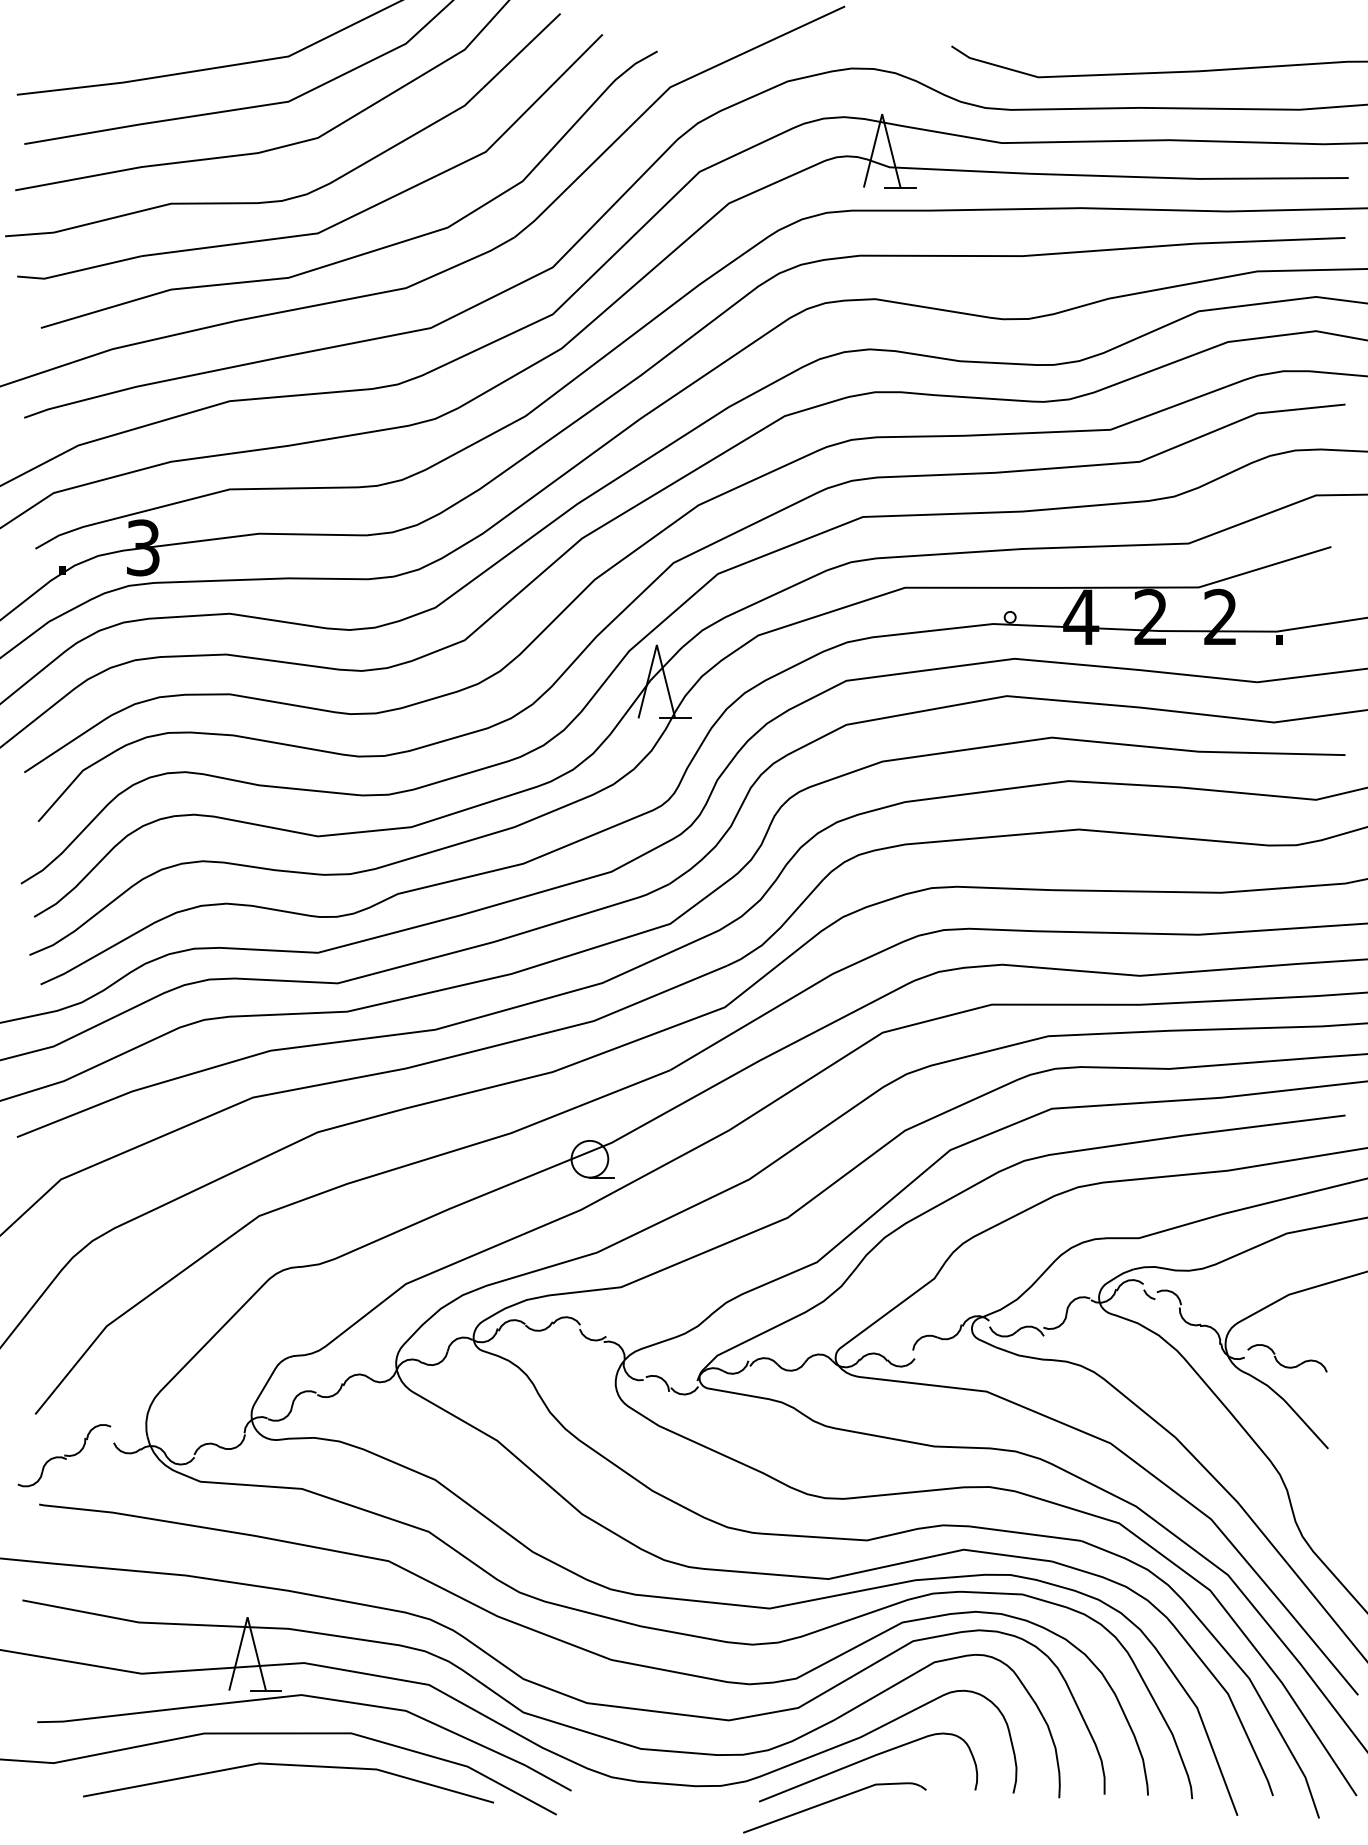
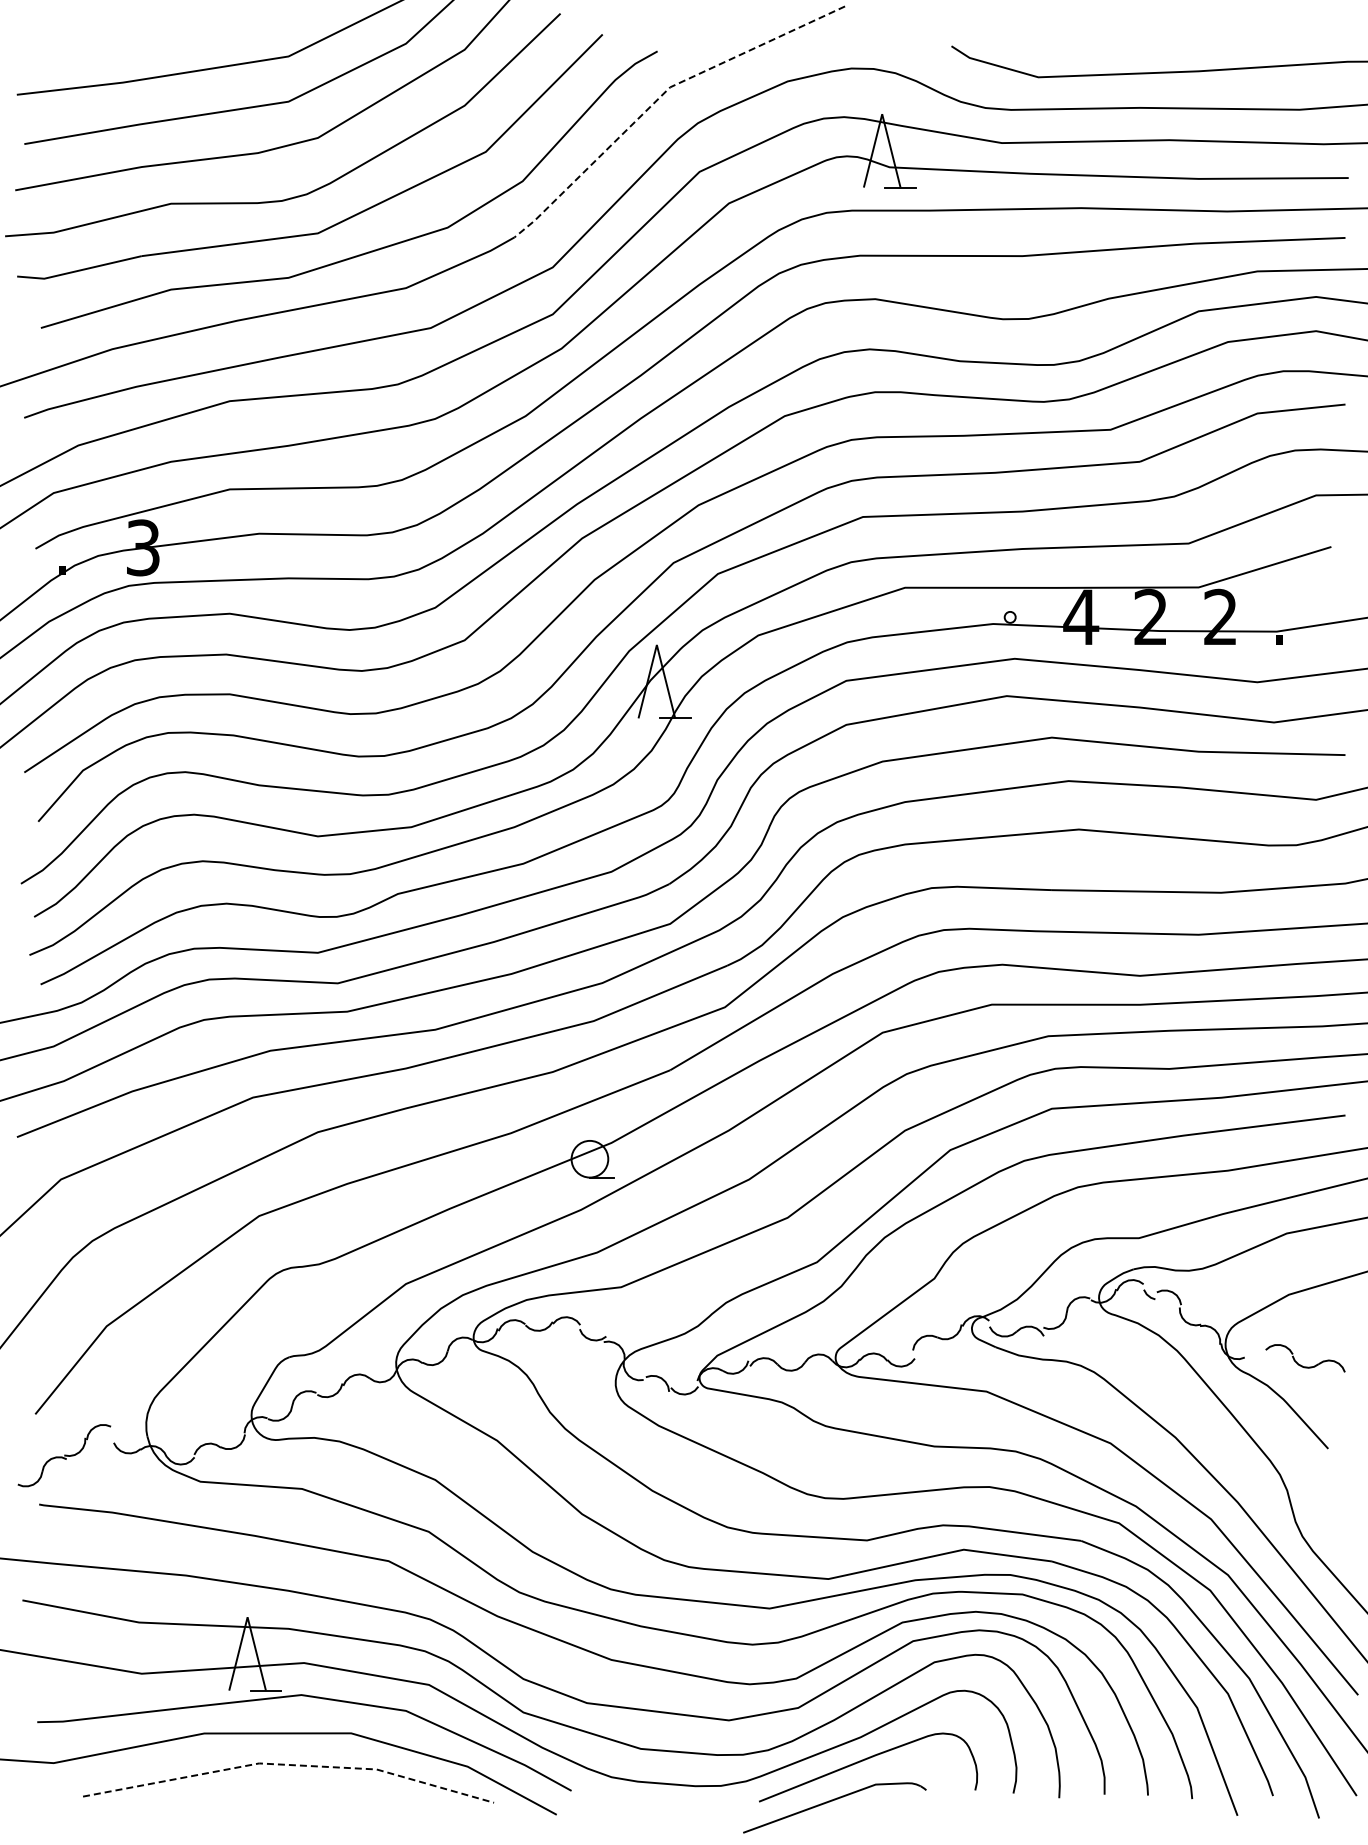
line: solid -> dashed (661, 95)
part position: (1284, 1365) -> (1302, 1365) (1302, 1365)
line: solid -> dashed (290, 1765)
